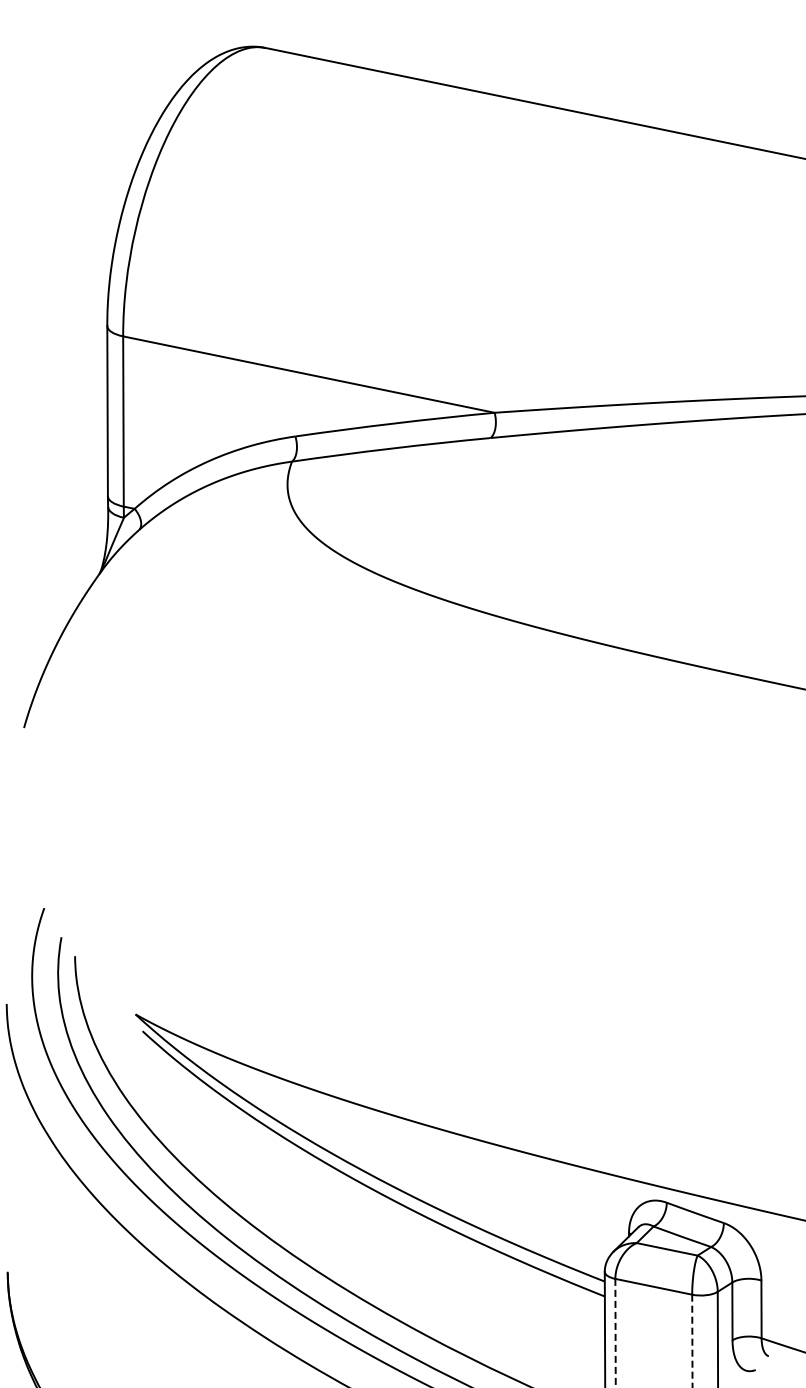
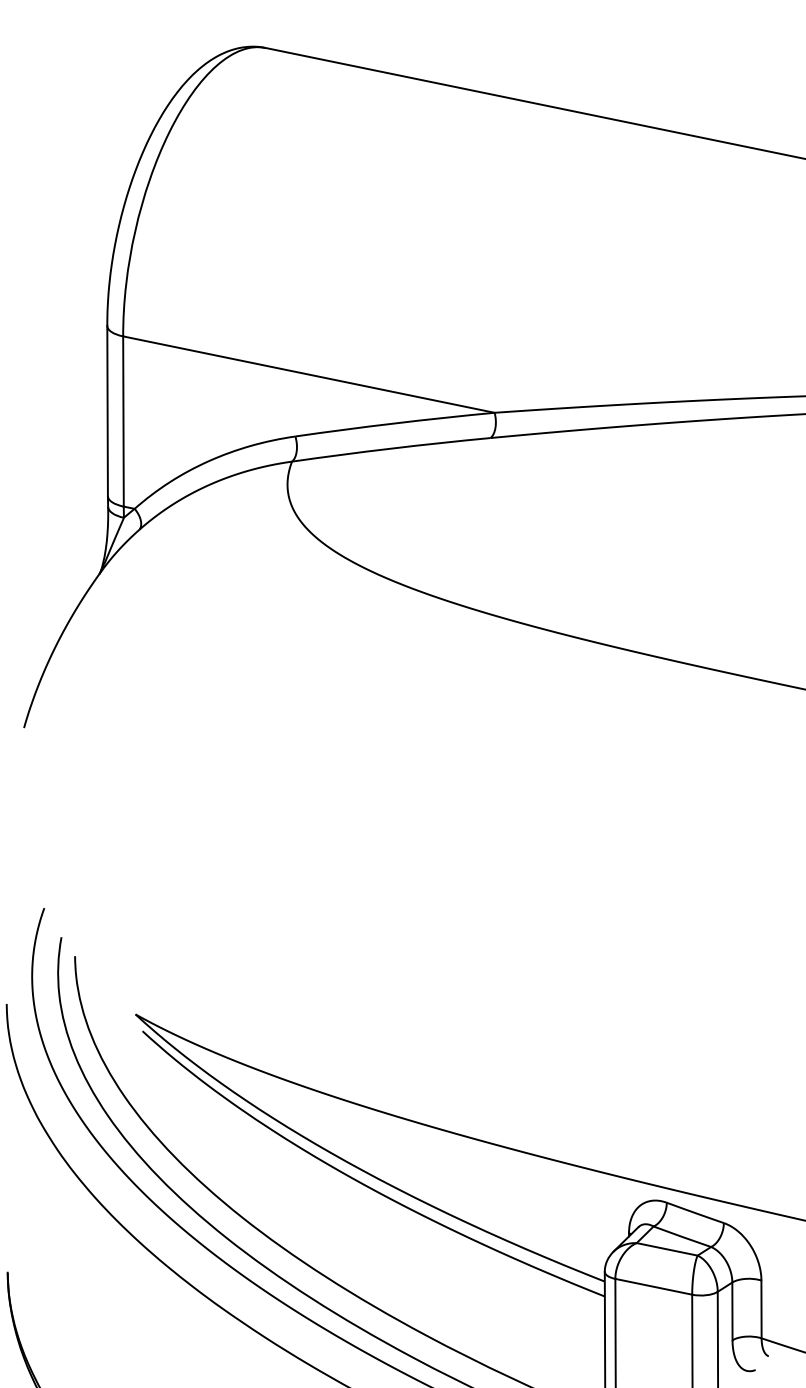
line: dashed -> solid (615, 1333)
line: dashed -> solid (692, 1341)
